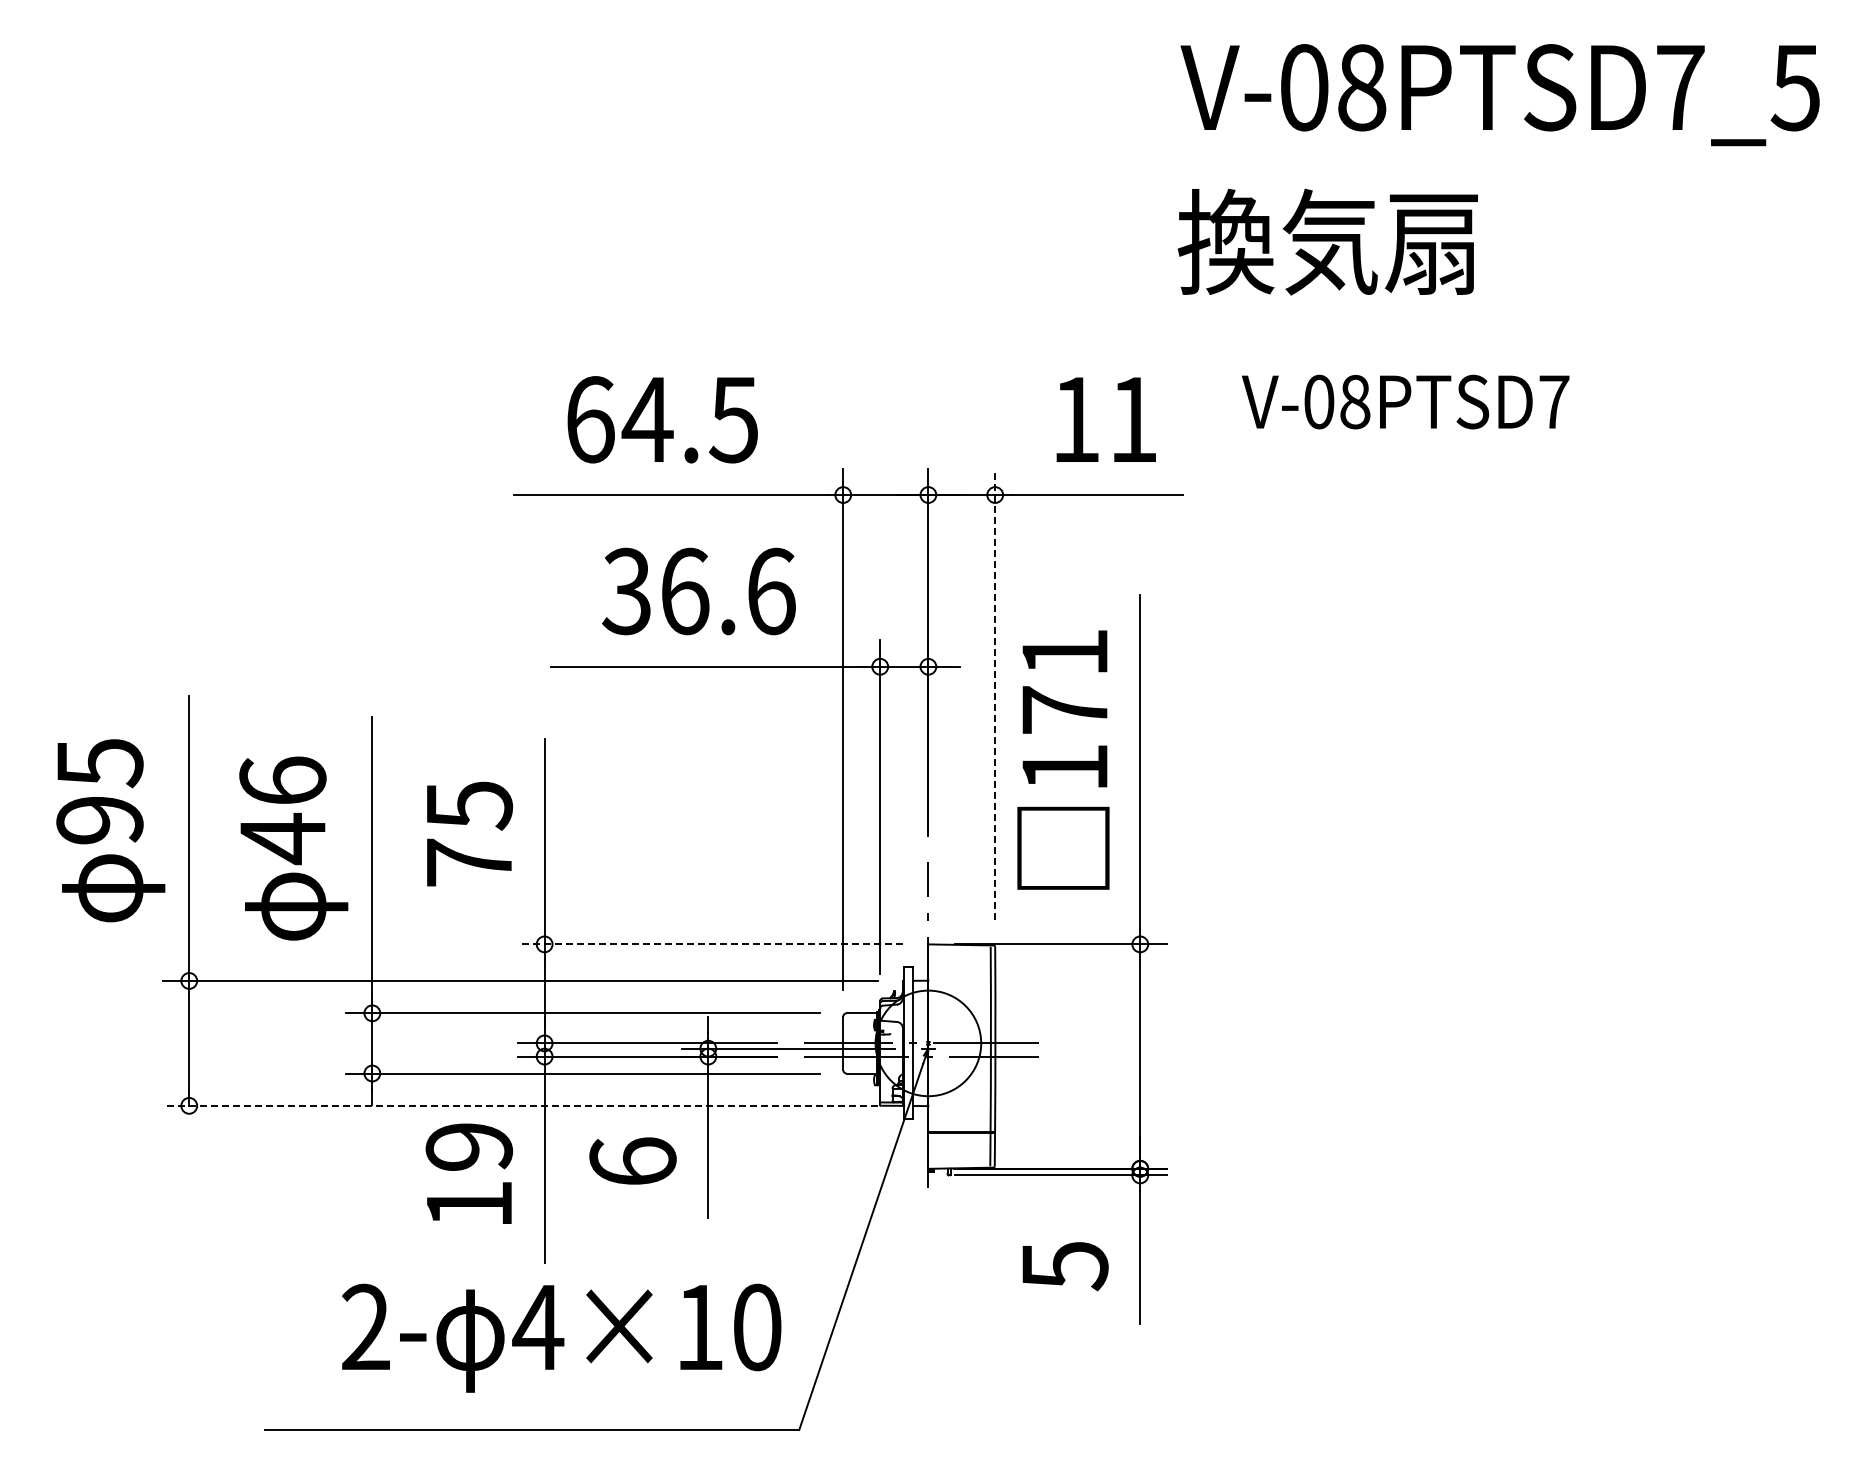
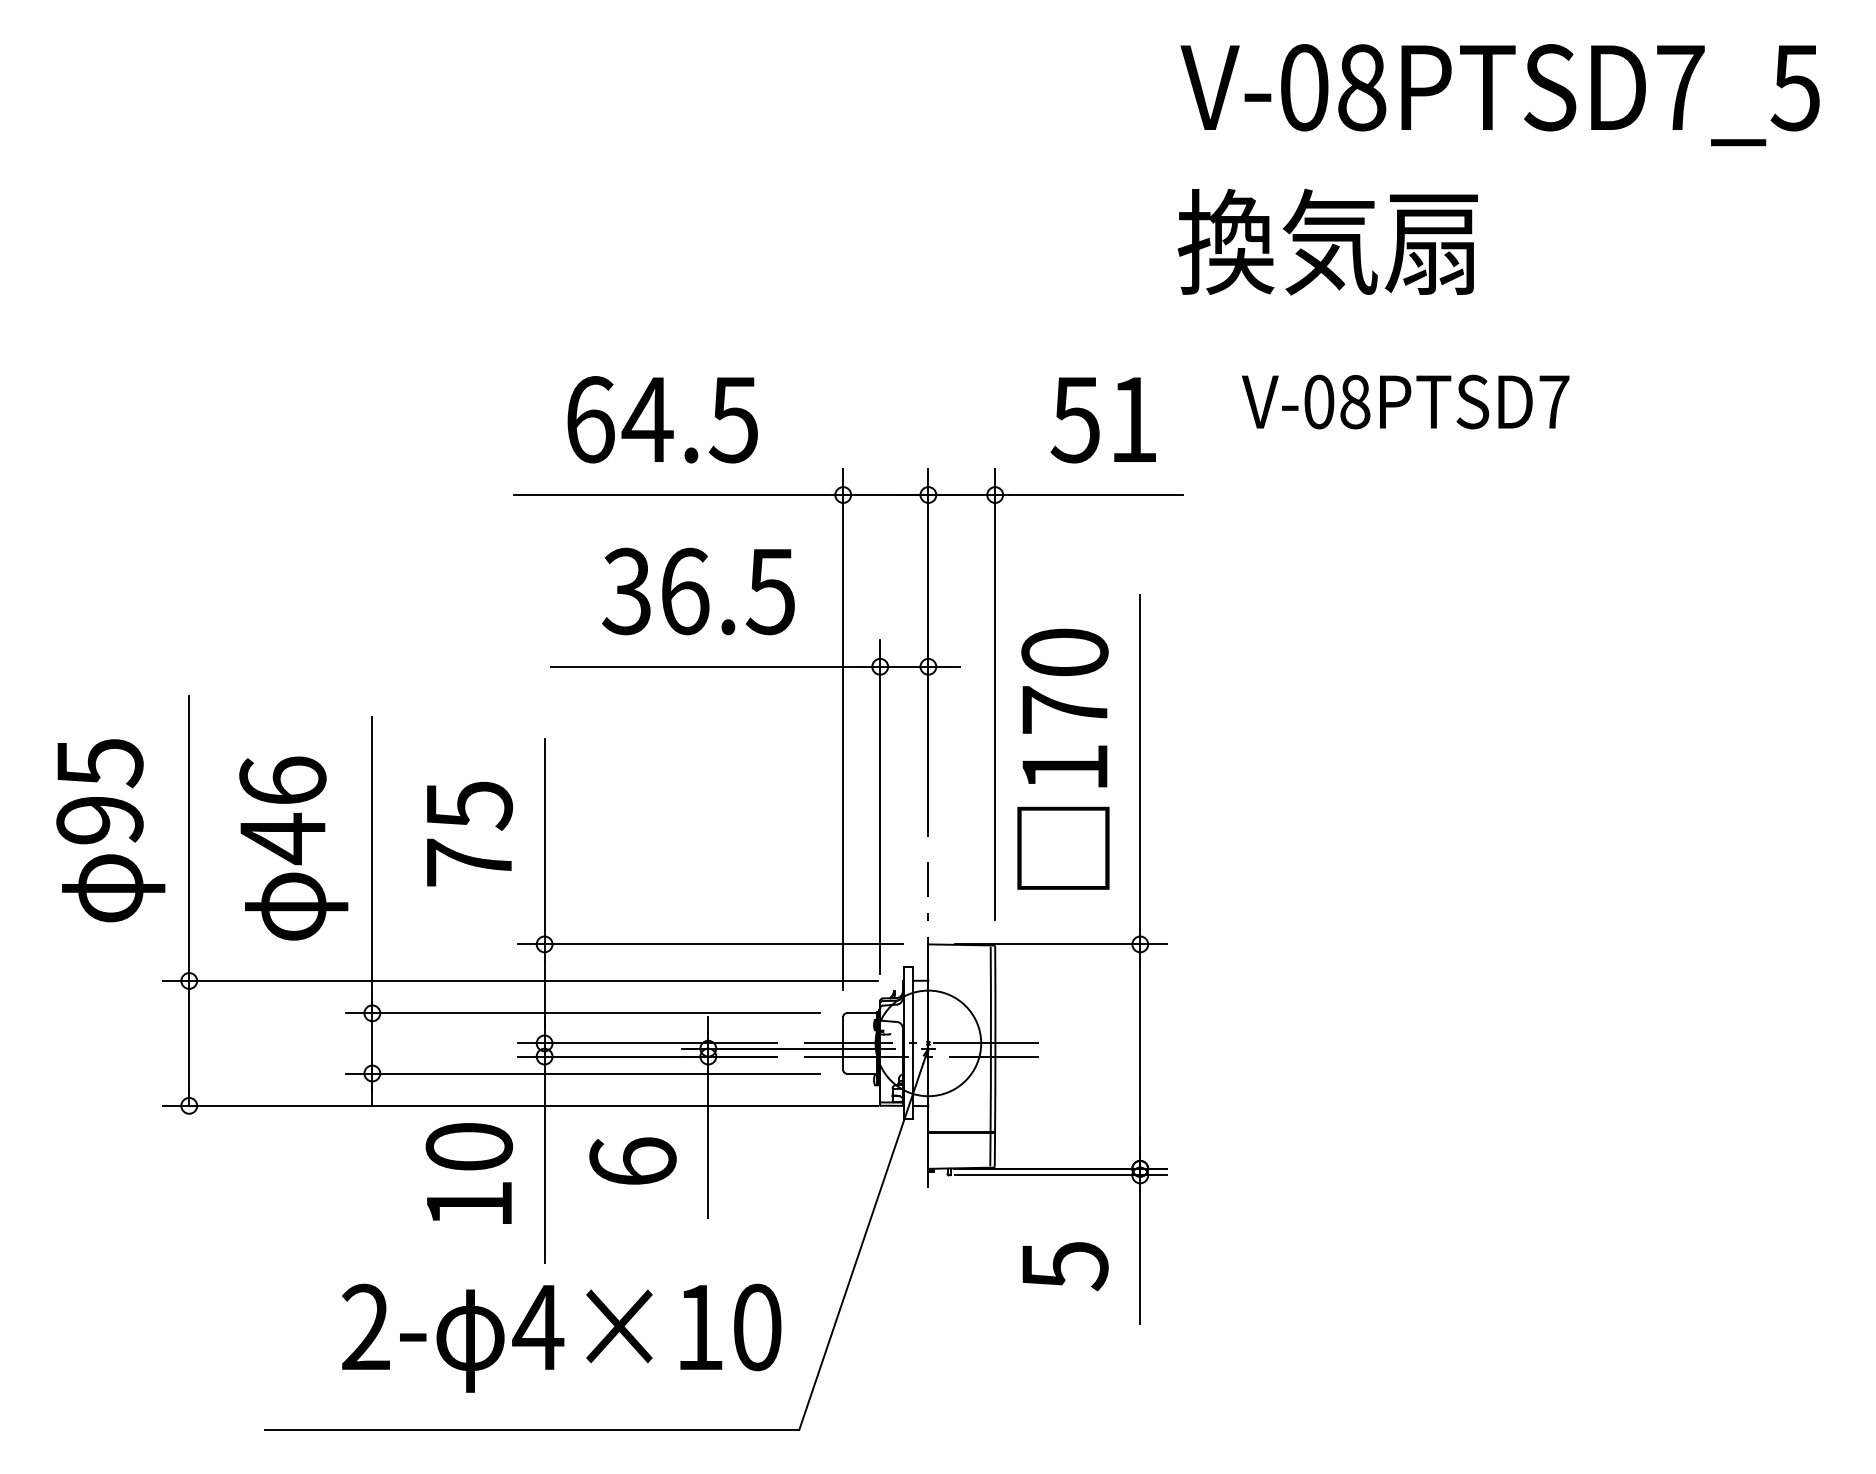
text: 11 -> 51 (1074, 420)
text: 36.6 -> 36.5 (770, 591)
text: 171 -> 170 (1064, 652)
line: dashed -> solid (995, 694)
line: dashed -> solid (709, 944)
line: dashed -> solid (519, 1105)
text: 19 -> 10 (469, 1146)
